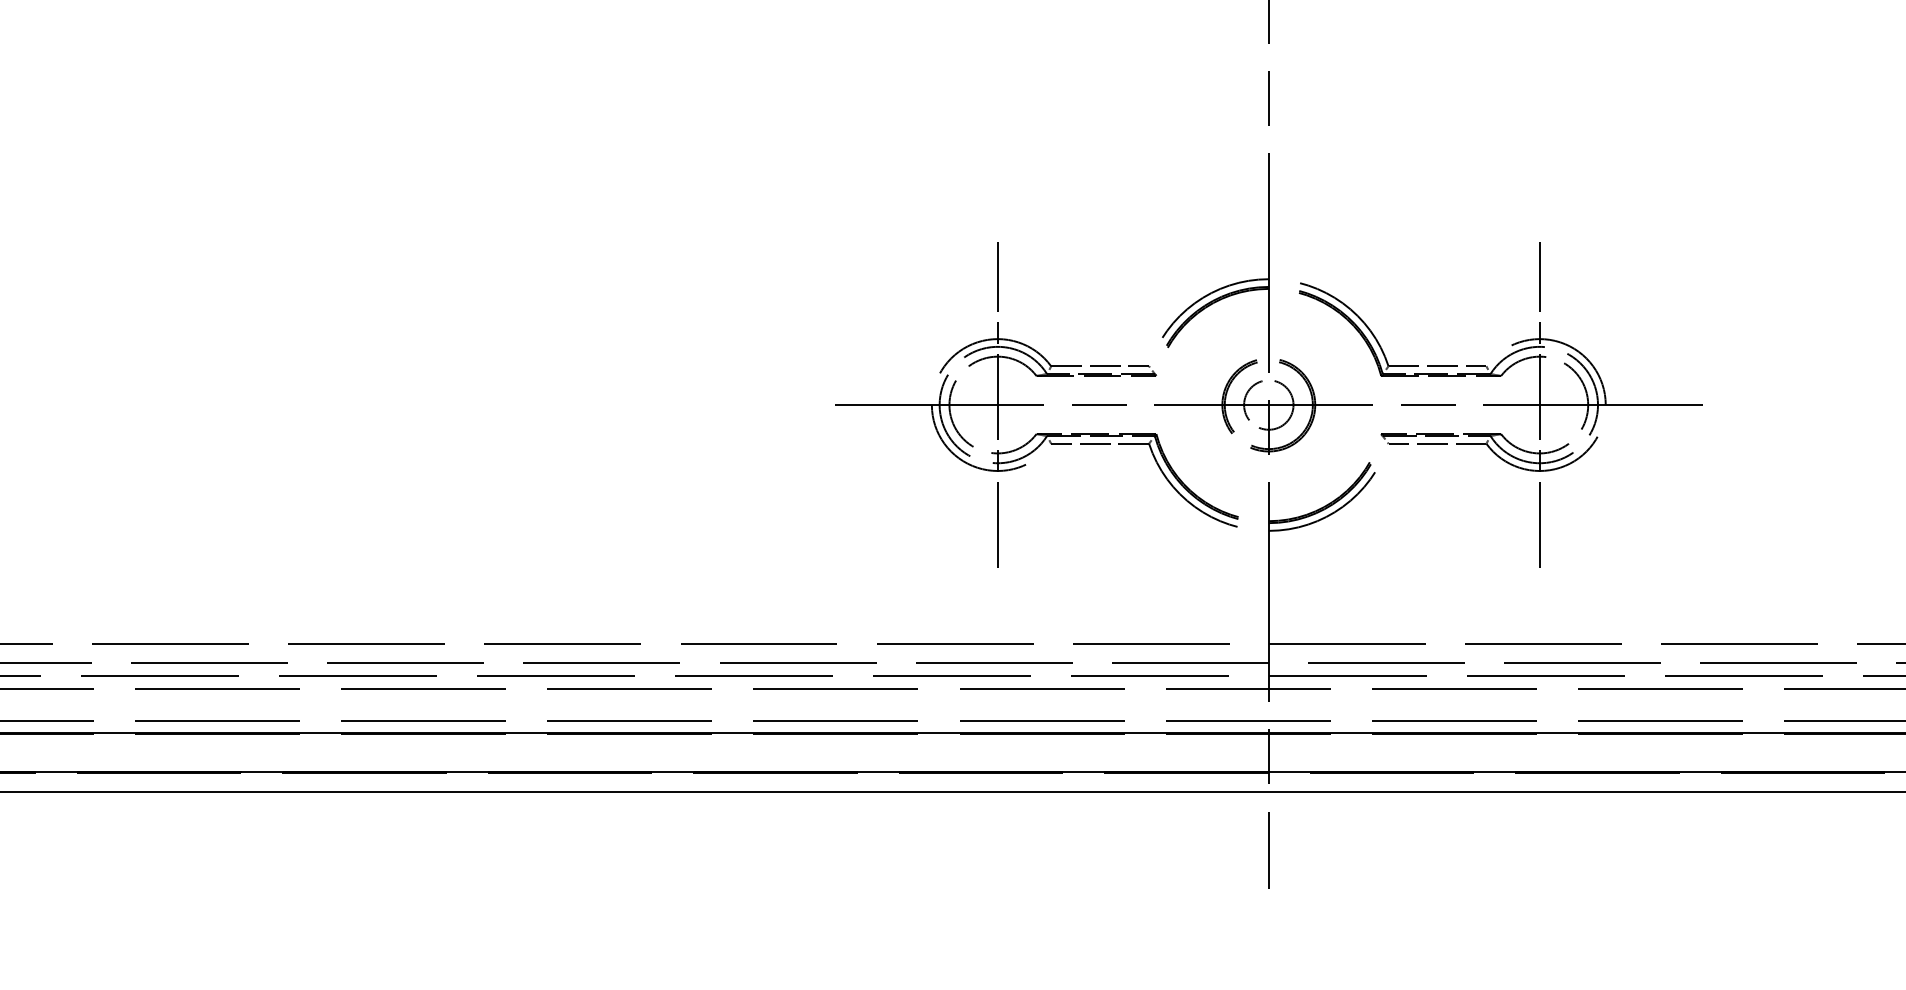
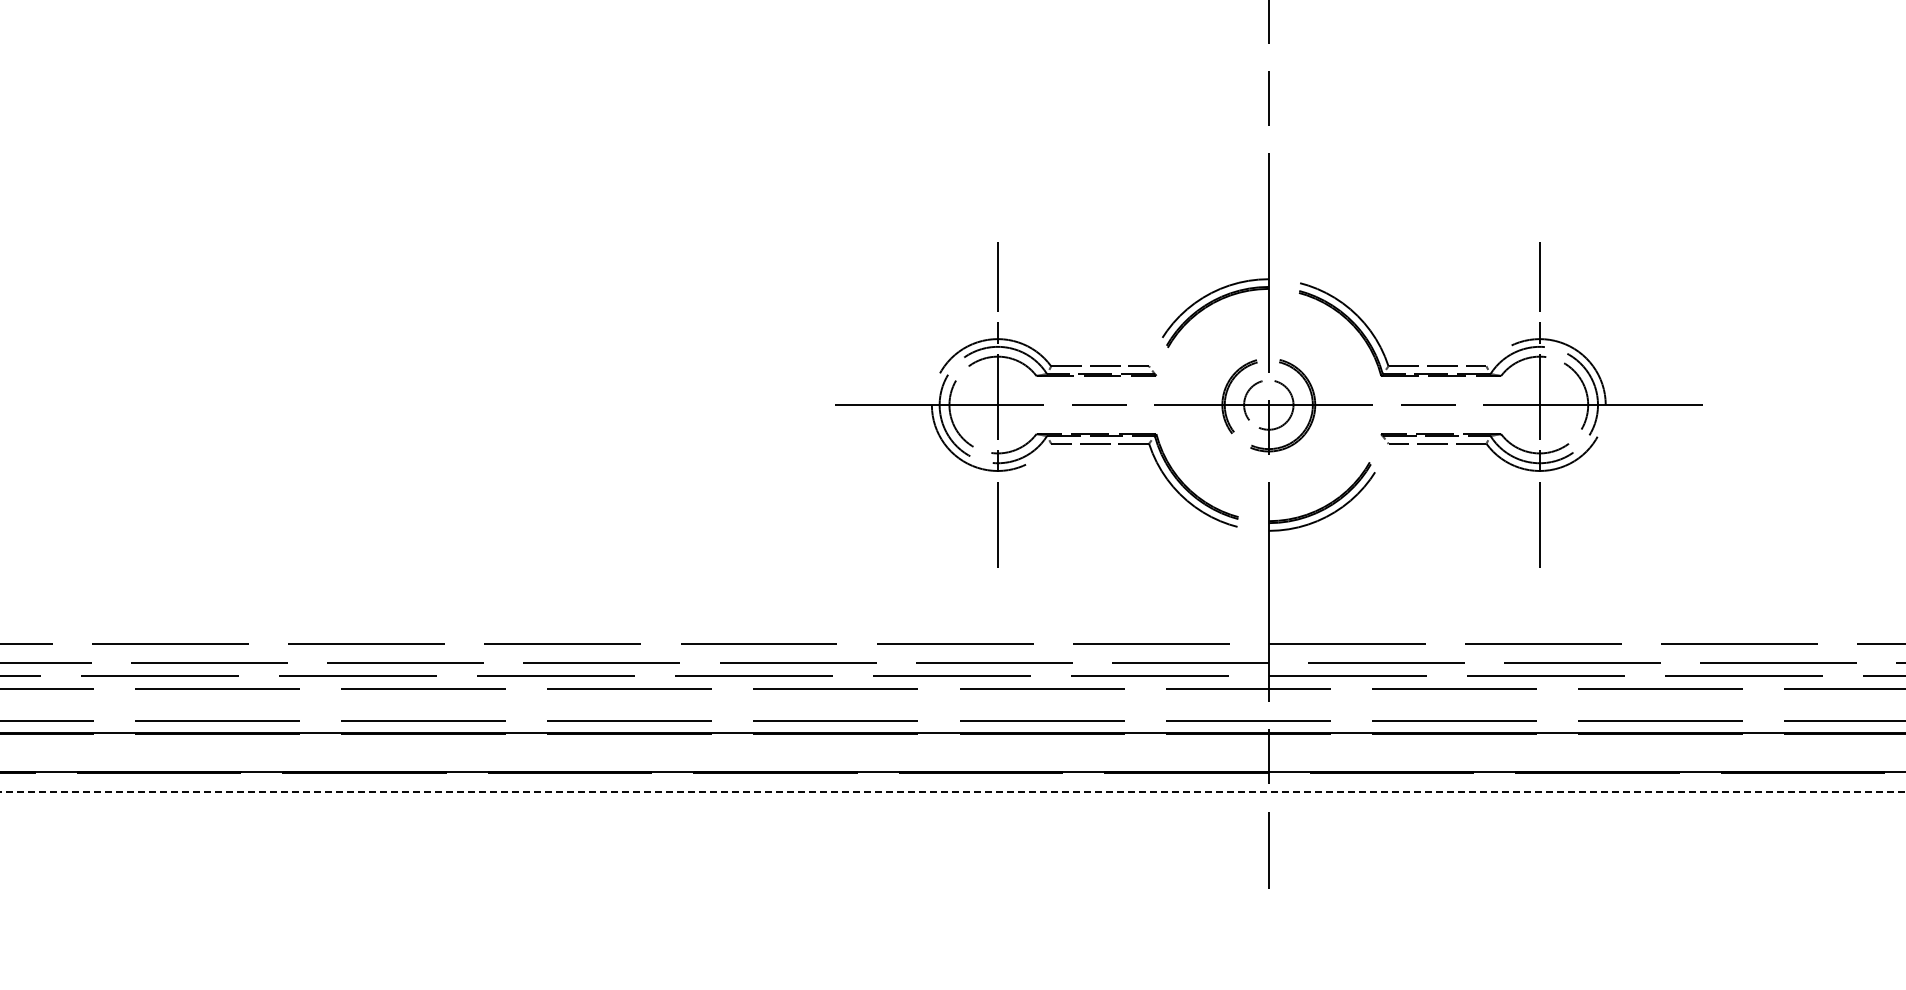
line: solid -> dashed (953, 792)
